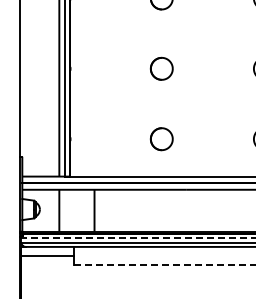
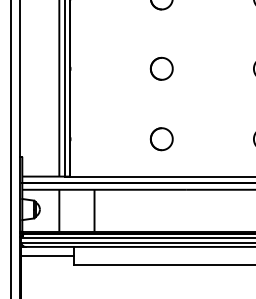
line: none -> present (10, 148)
line: dashed -> solid (138, 238)
line: dashed -> solid (165, 264)
